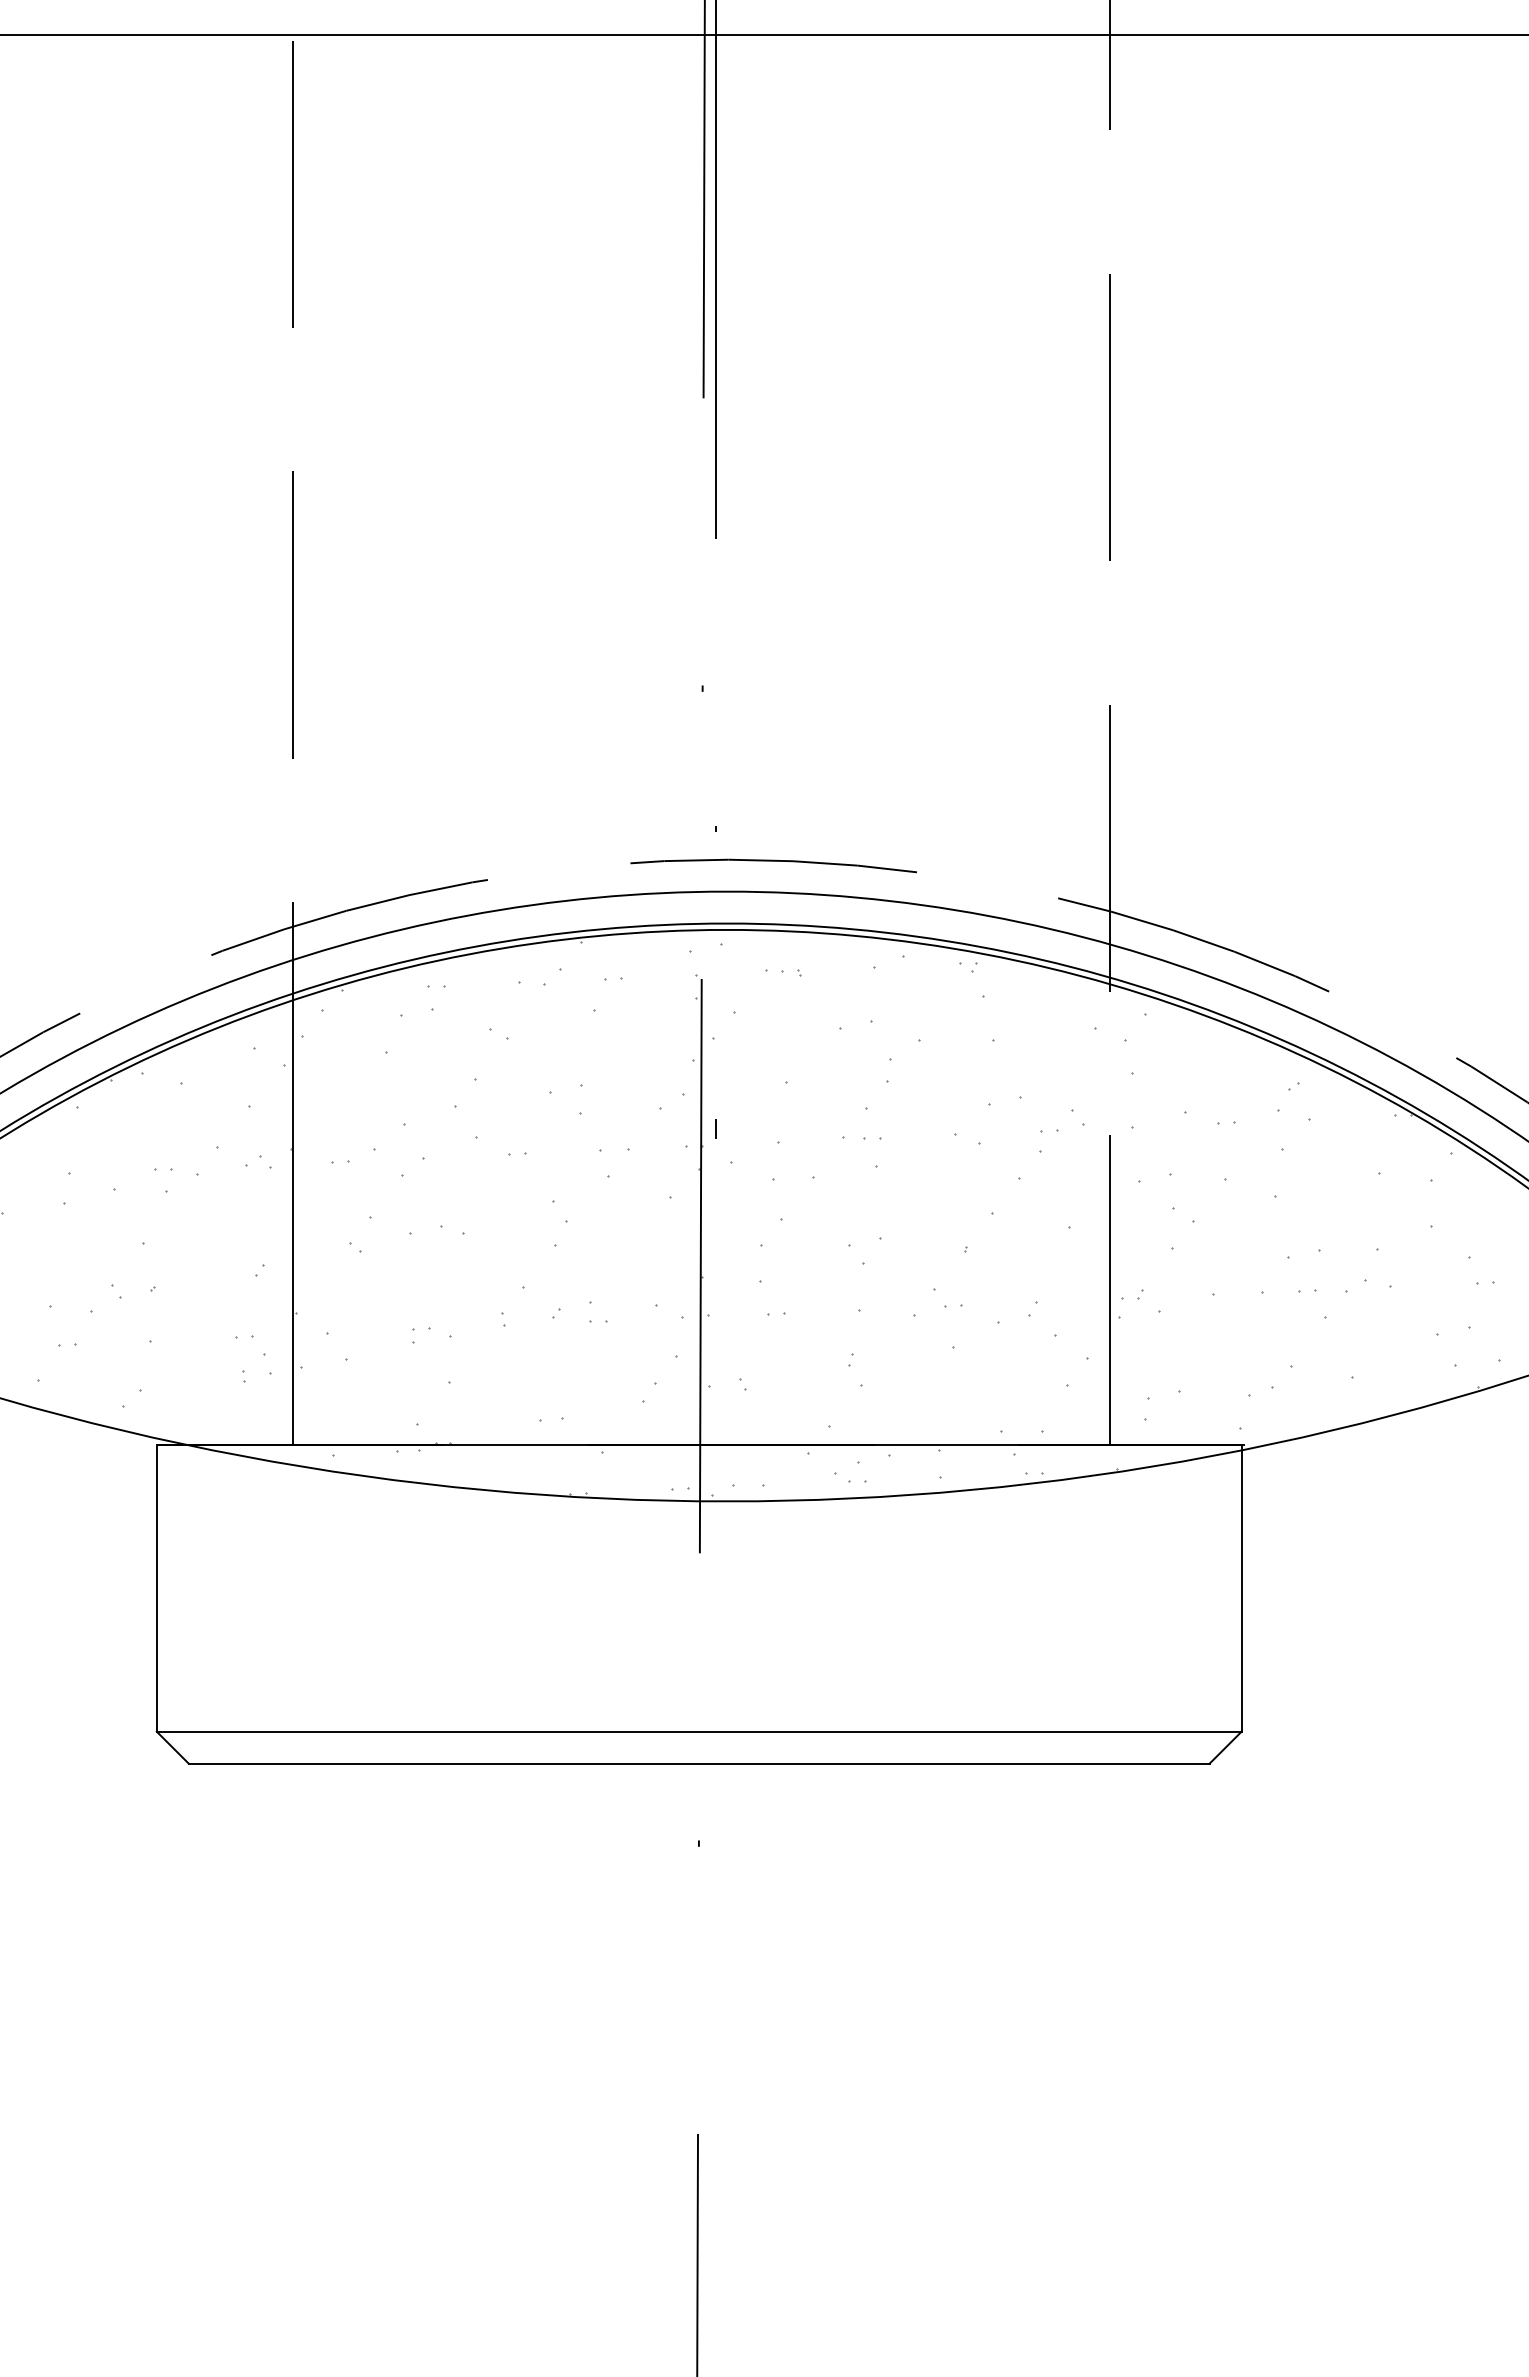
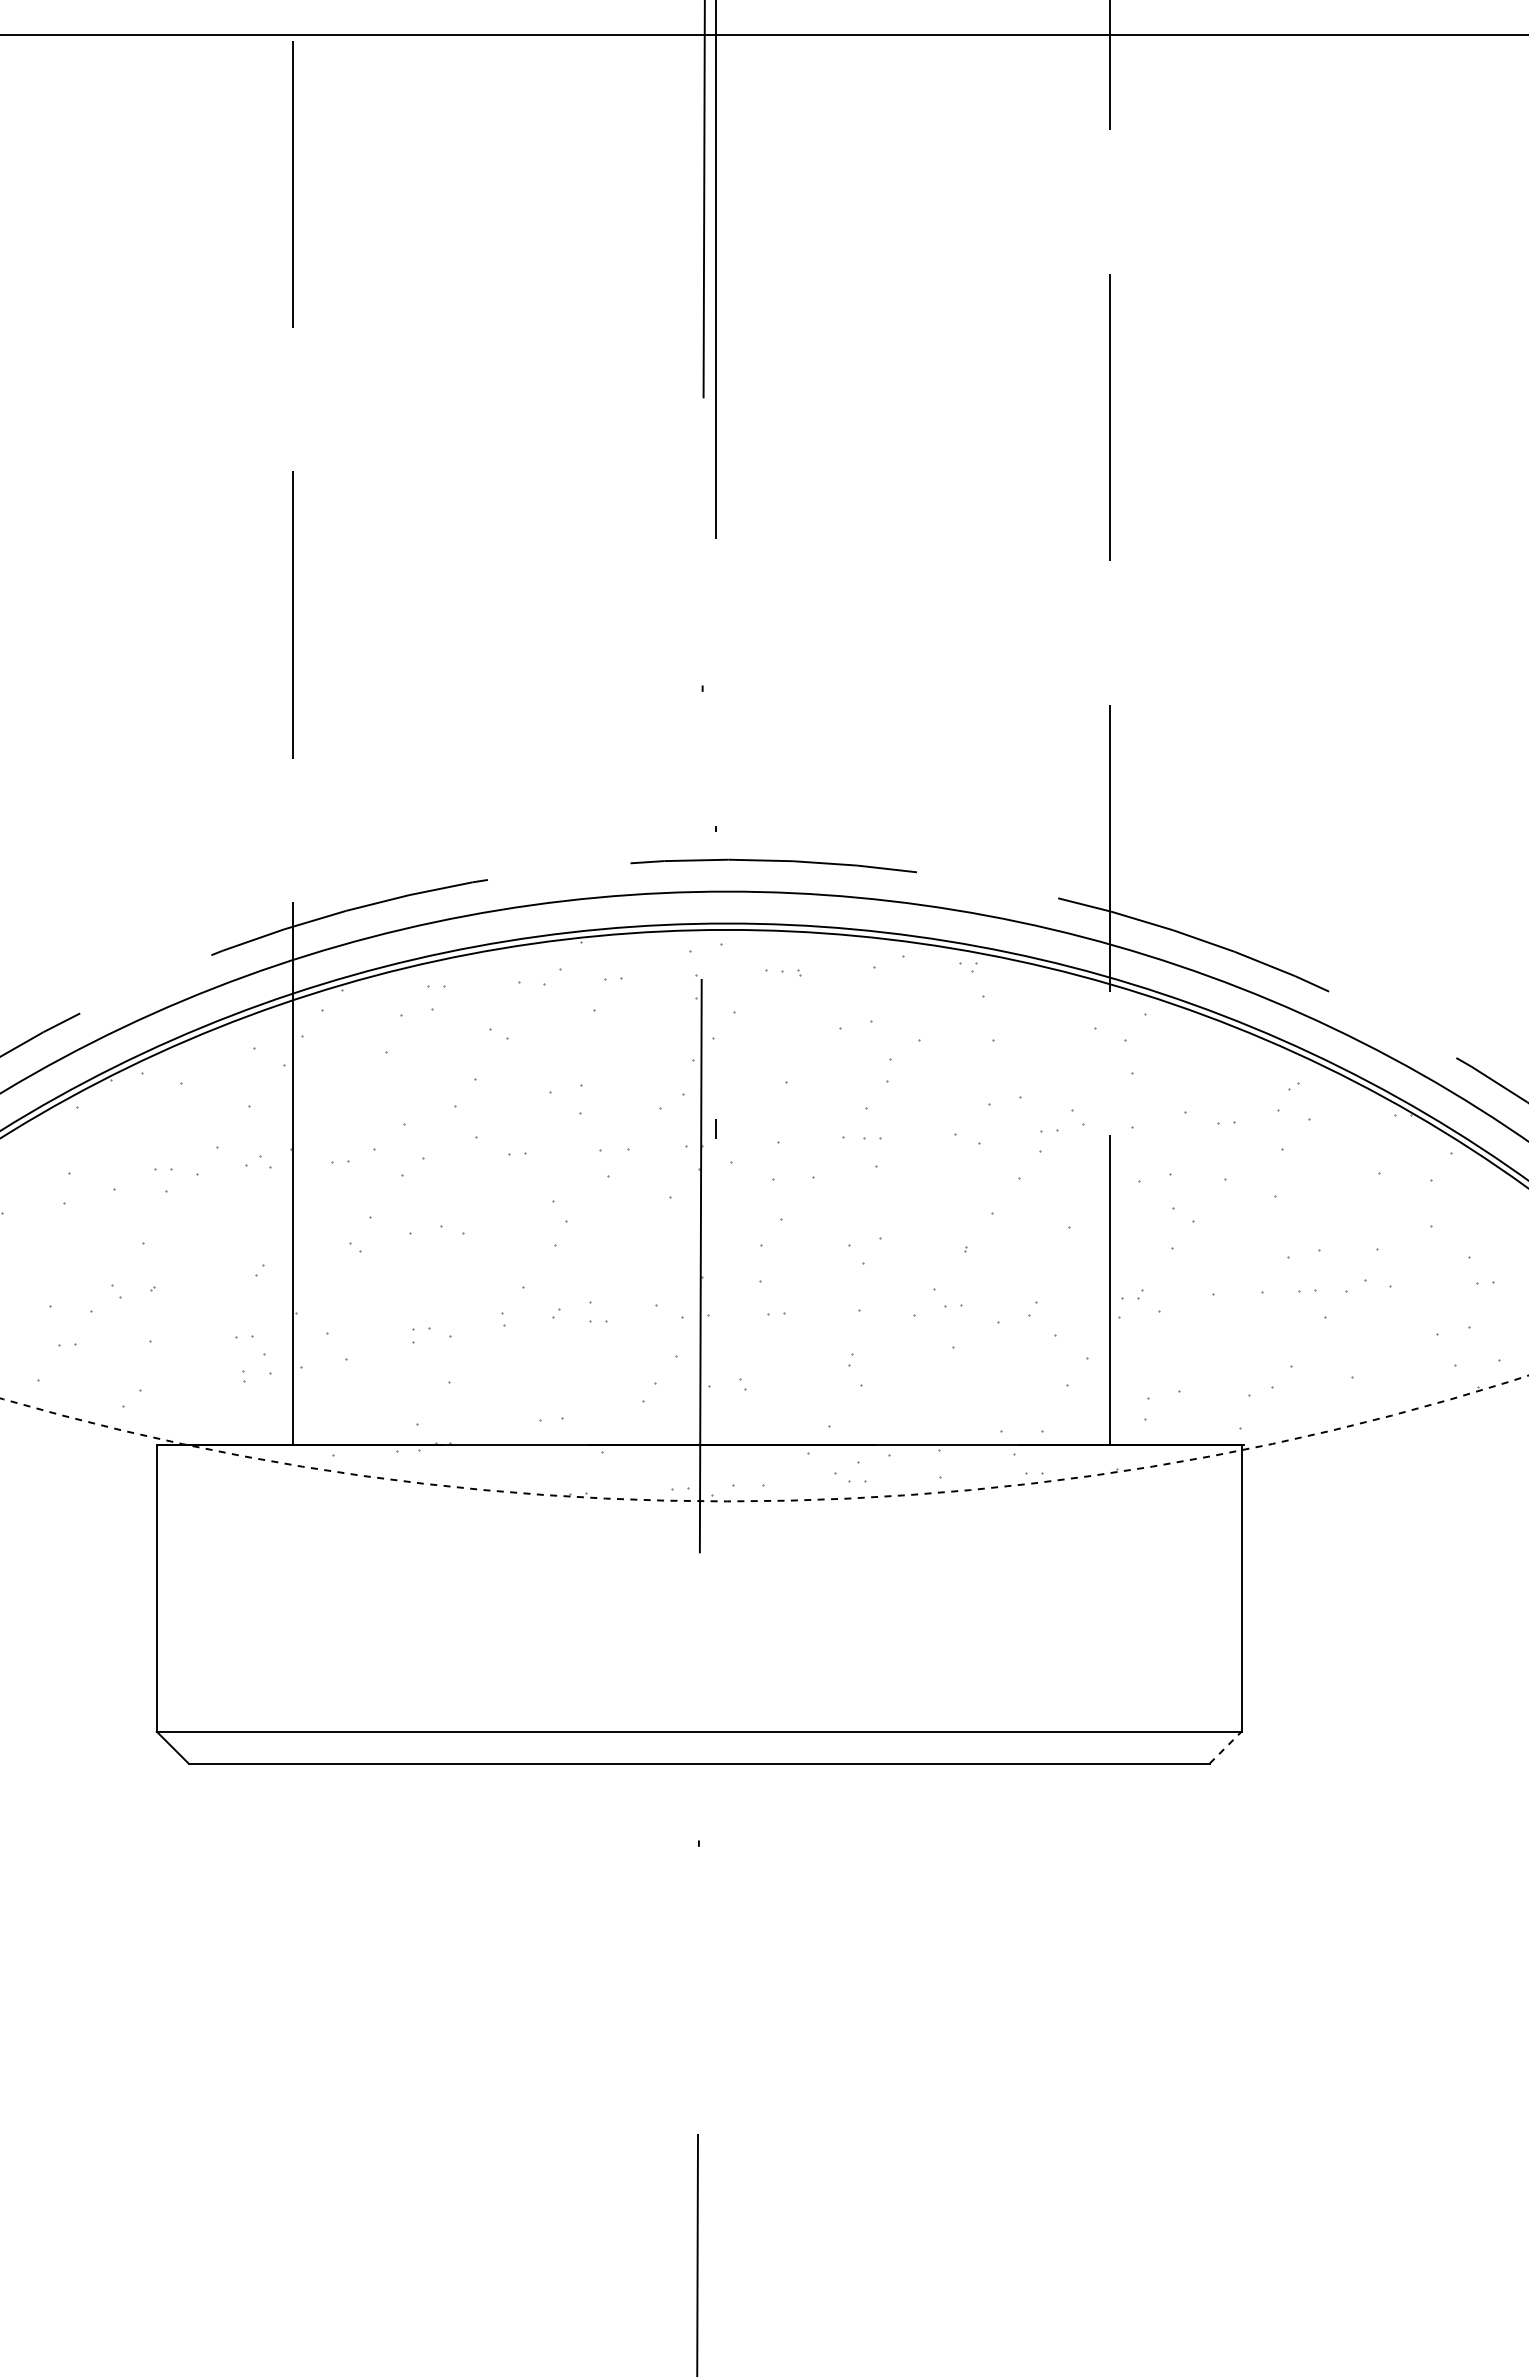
arc: solid -> dashed (767, 1500)
line: solid -> dashed (1225, 1747)
